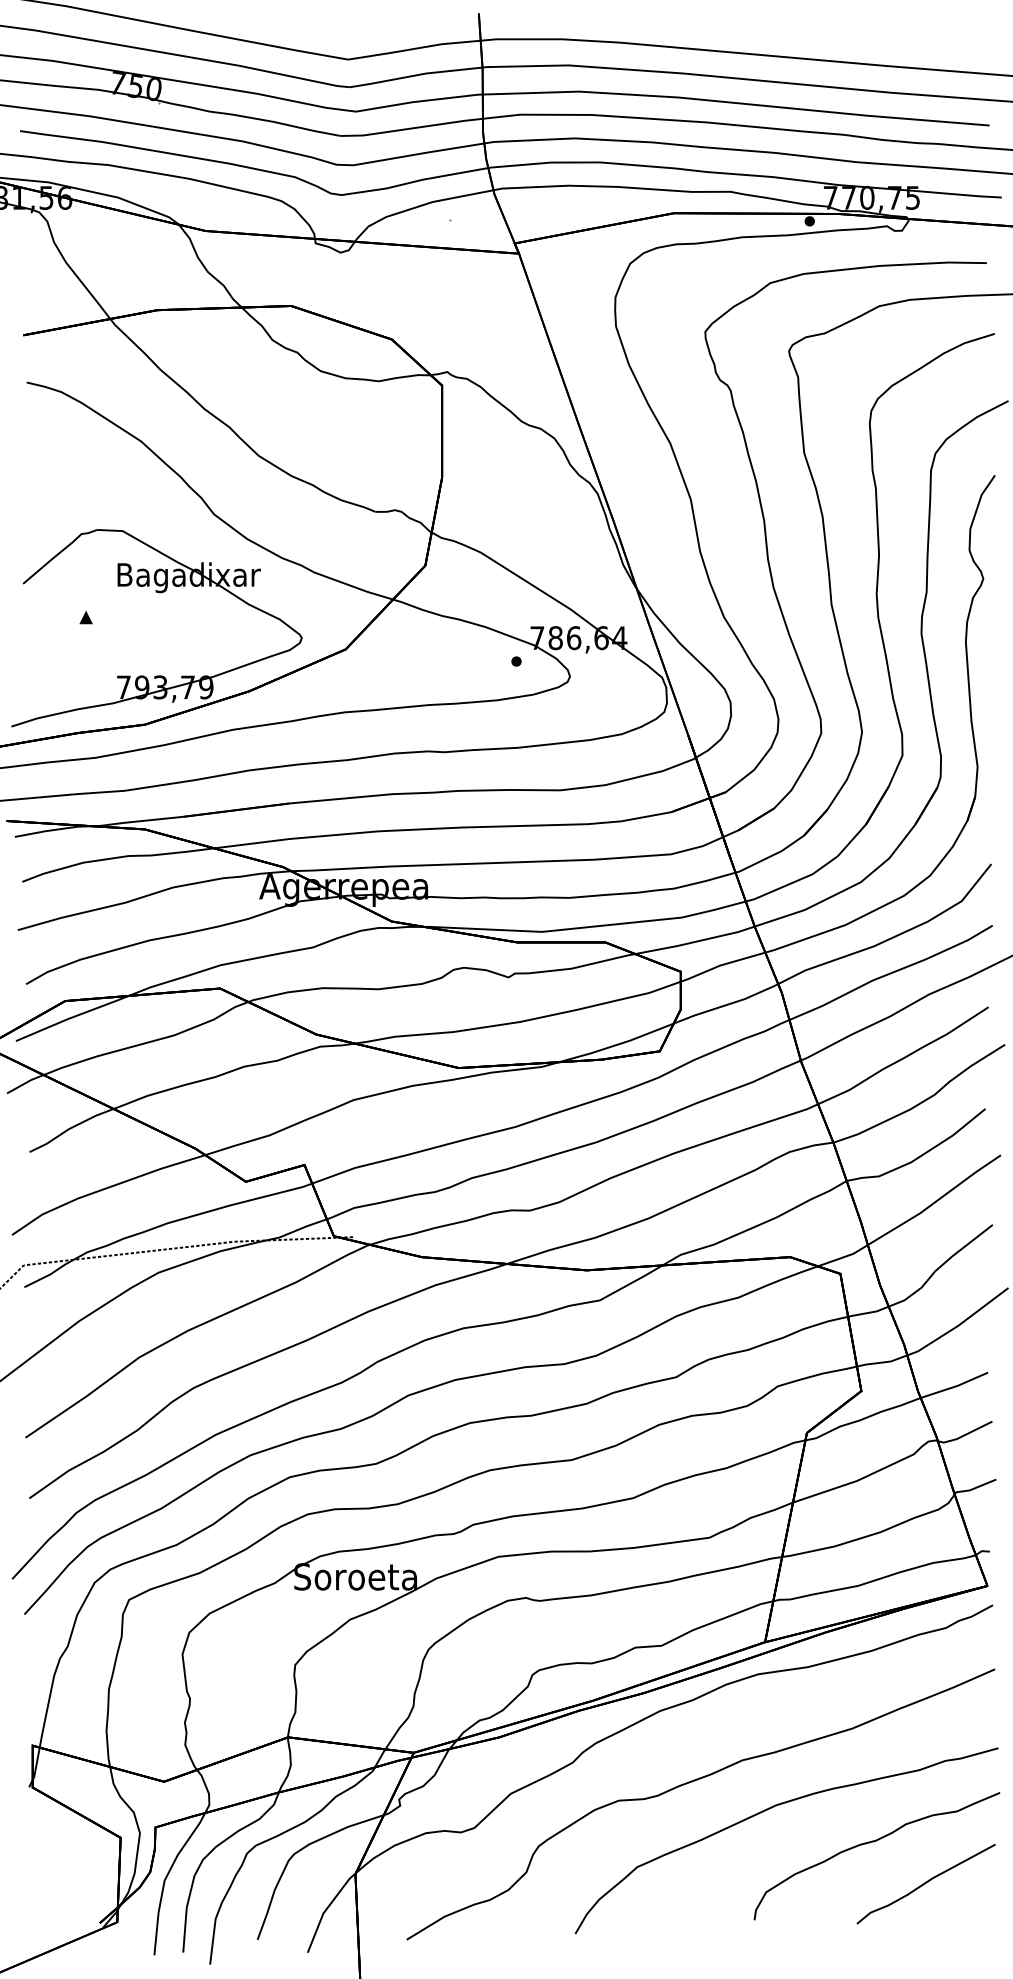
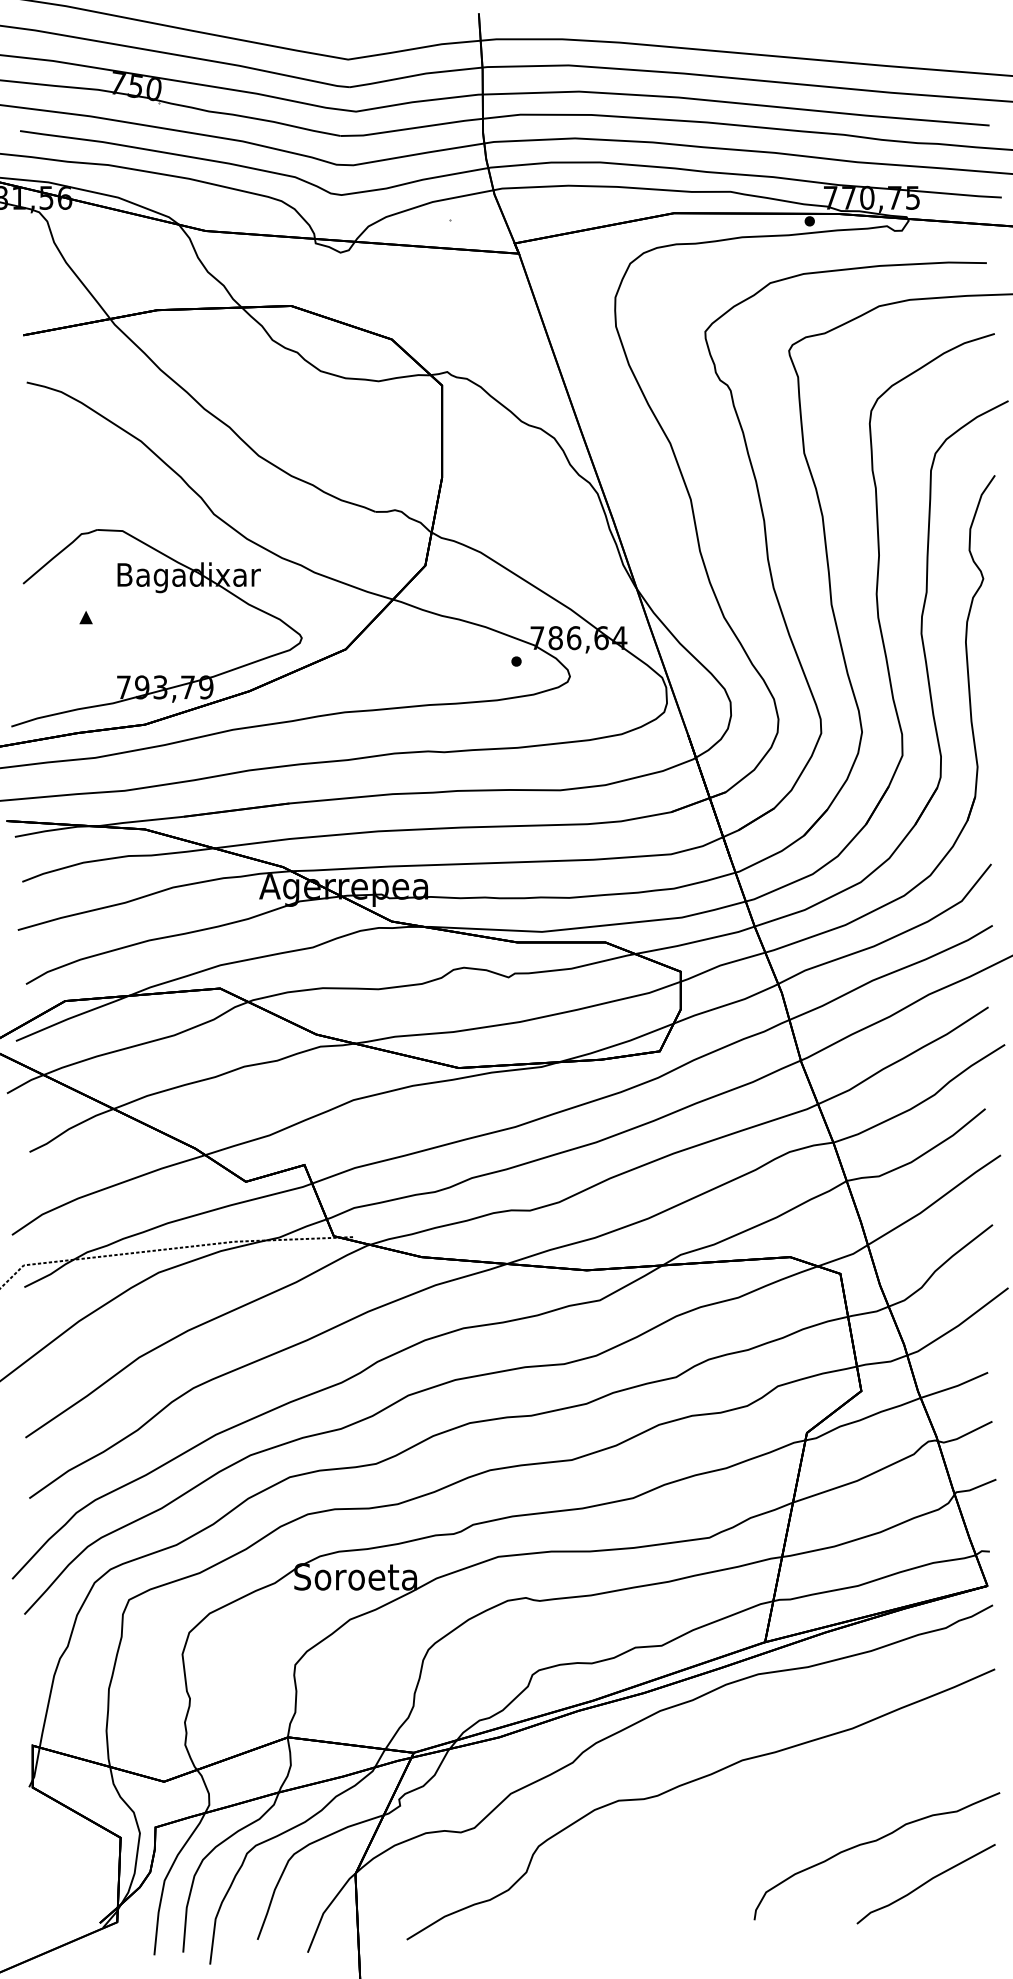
curve: present -> none (774, 1807)
